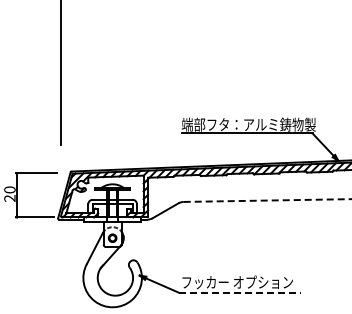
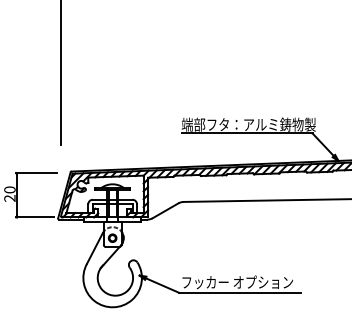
line: dashed -> solid (267, 200)
line: dashed -> solid (240, 292)
